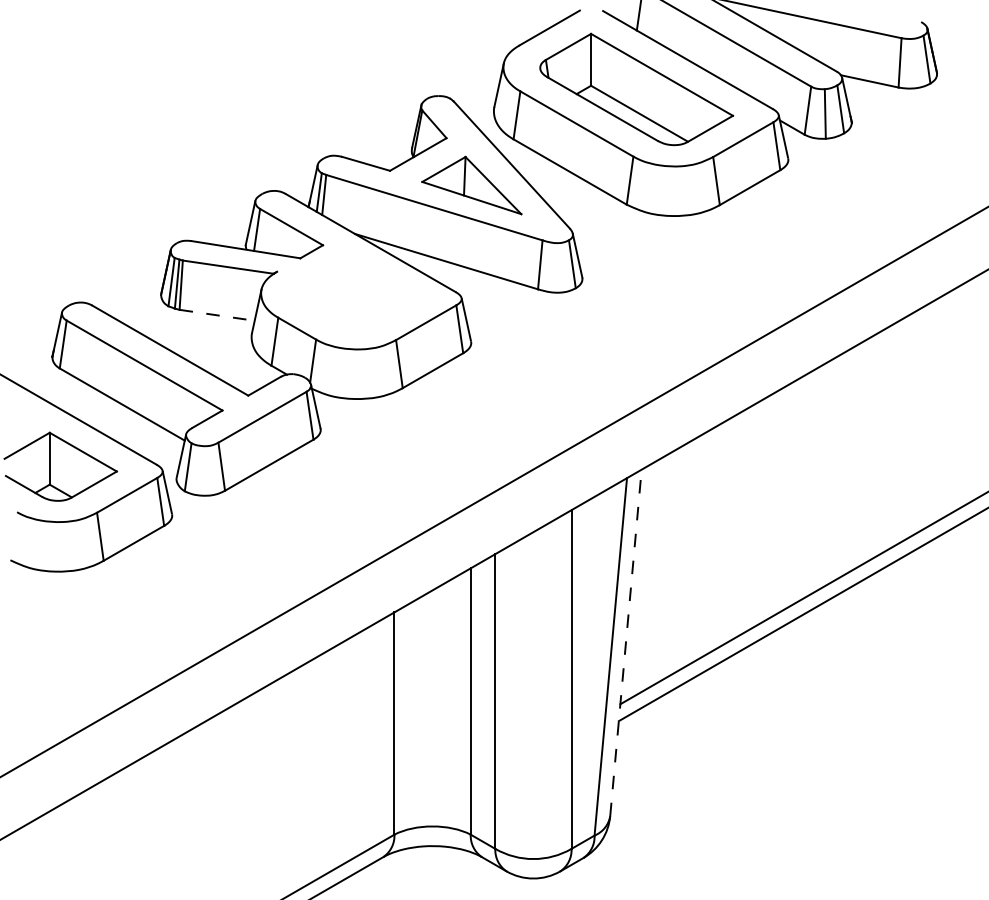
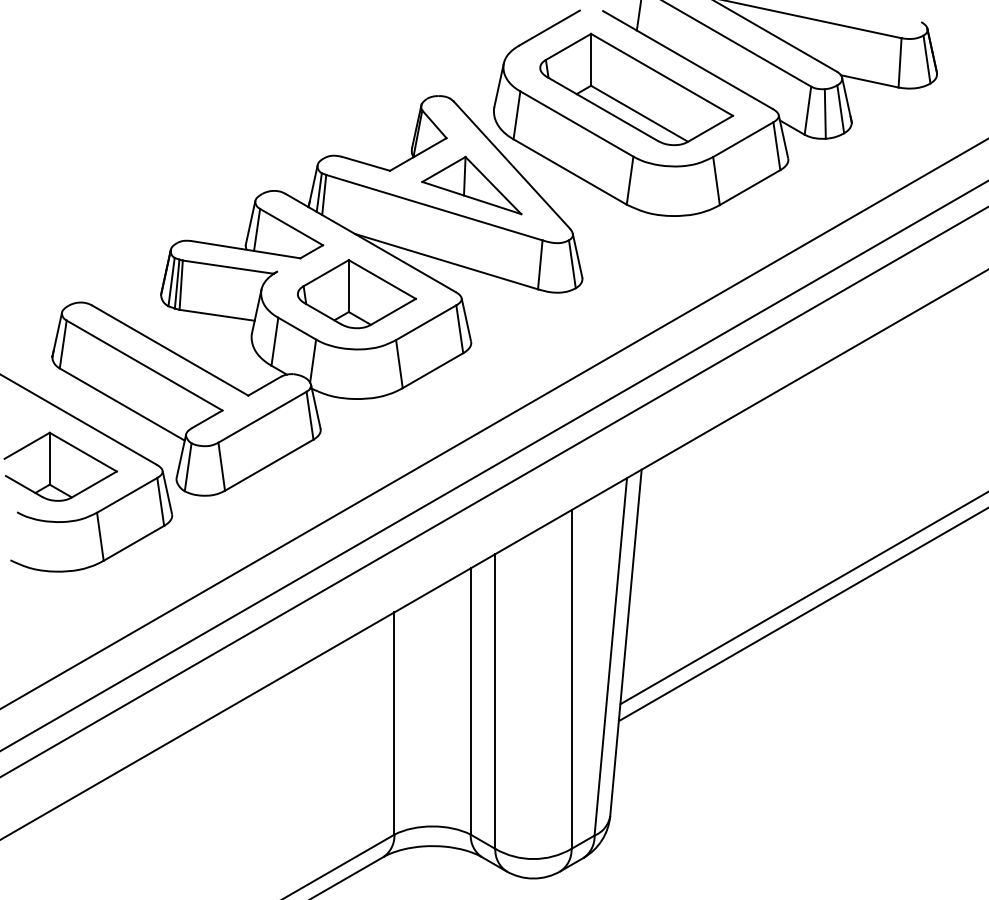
part: none -> present (356, 294)
line: dashed -> solid (217, 315)
line: none -> present (493, 424)
line: none -> present (493, 466)
line: dashed -> solid (625, 642)
